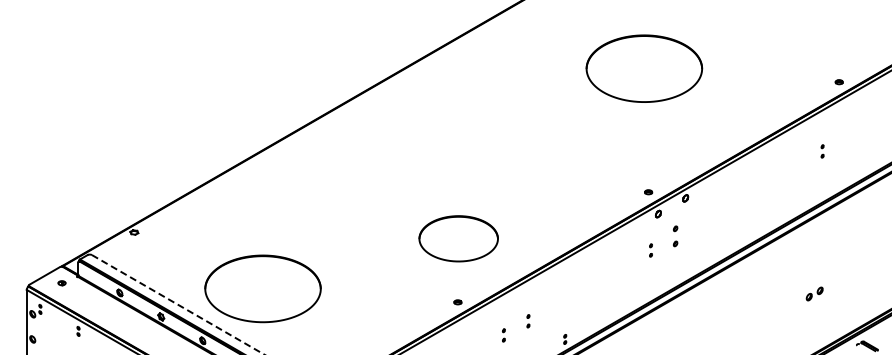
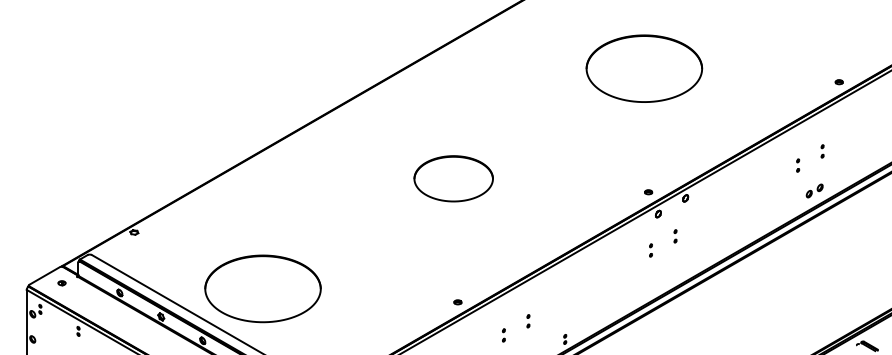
part: none -> present (798, 165)
part size: 6x23 px -> 5x15 px (675, 236)
part position: (458, 238) -> (453, 178) (453, 178)
part position: (814, 293) -> (814, 190) (814, 190)
line: dashed -> solid (178, 305)
